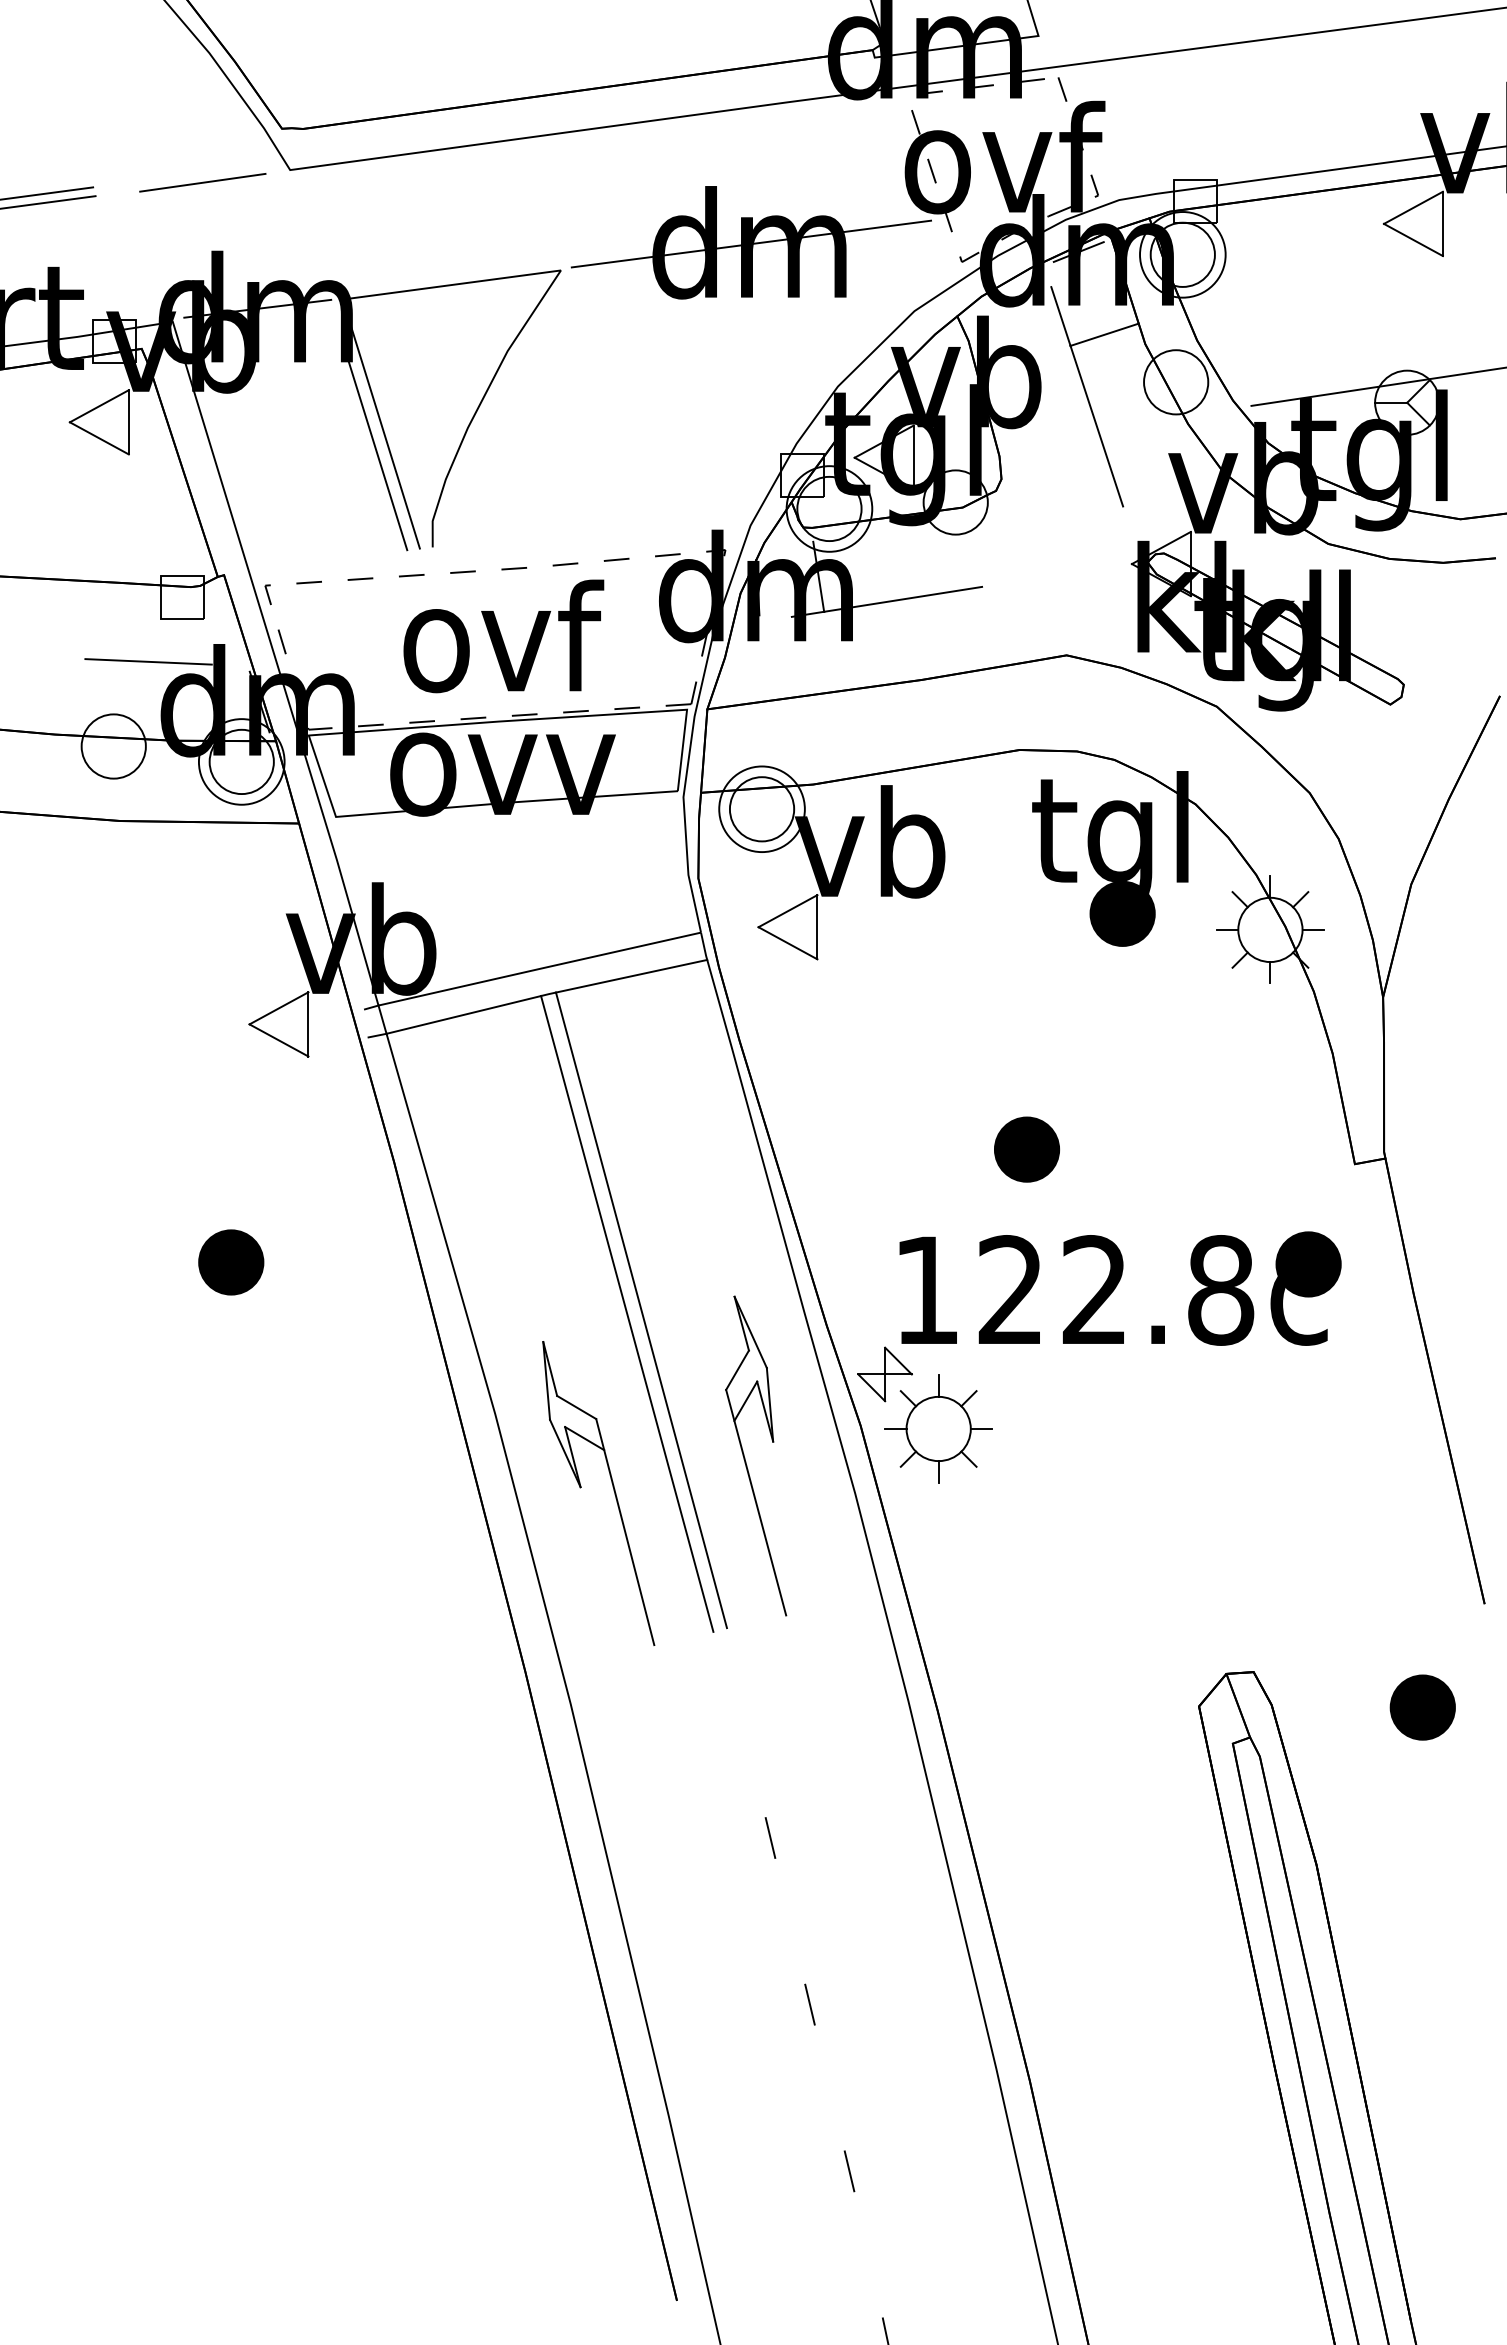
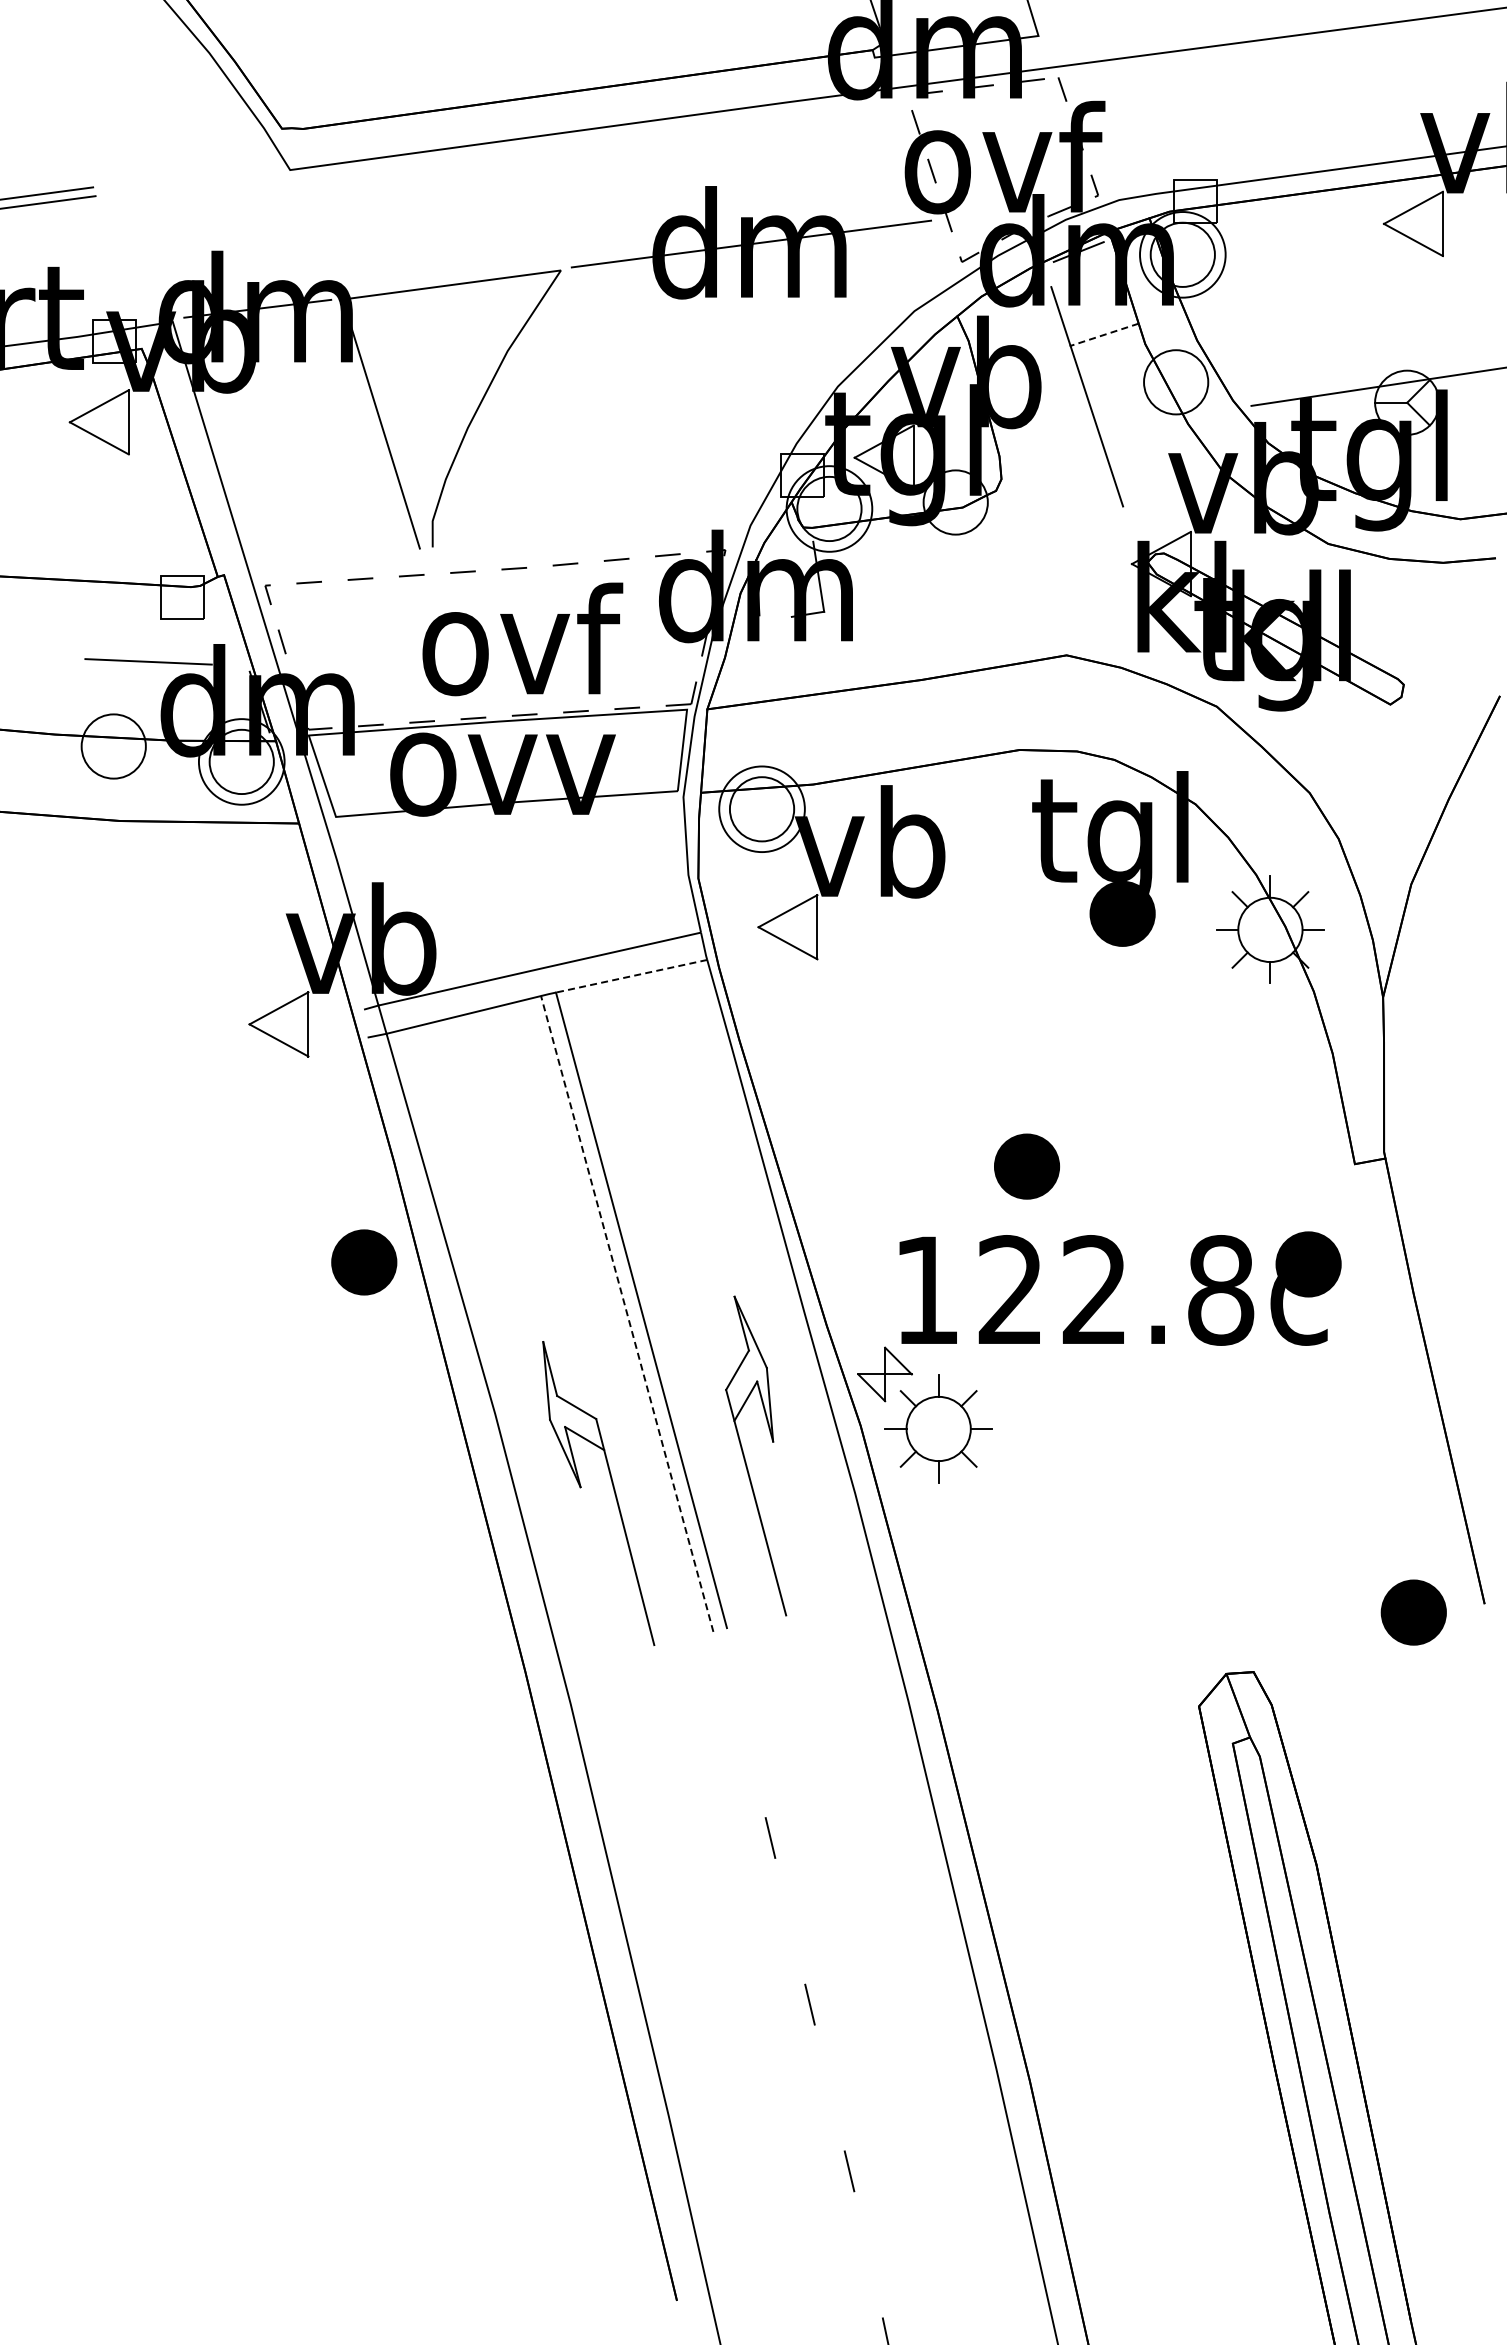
line: present -> none (199, 182)
line: solid -> dashed (1104, 334)
line: present -> none (376, 452)
line: present -> none (903, 598)
text position: (503, 636) -> (522, 639) (522, 639)
line: solid -> dashed (631, 976)
part position: (1026, 1149) -> (1026, 1166) (1026, 1166)
part position: (231, 1262) -> (364, 1262) (364, 1262)
line: solid -> dashed (627, 1313)
part position: (1422, 1707) -> (1413, 1612) (1413, 1612)
